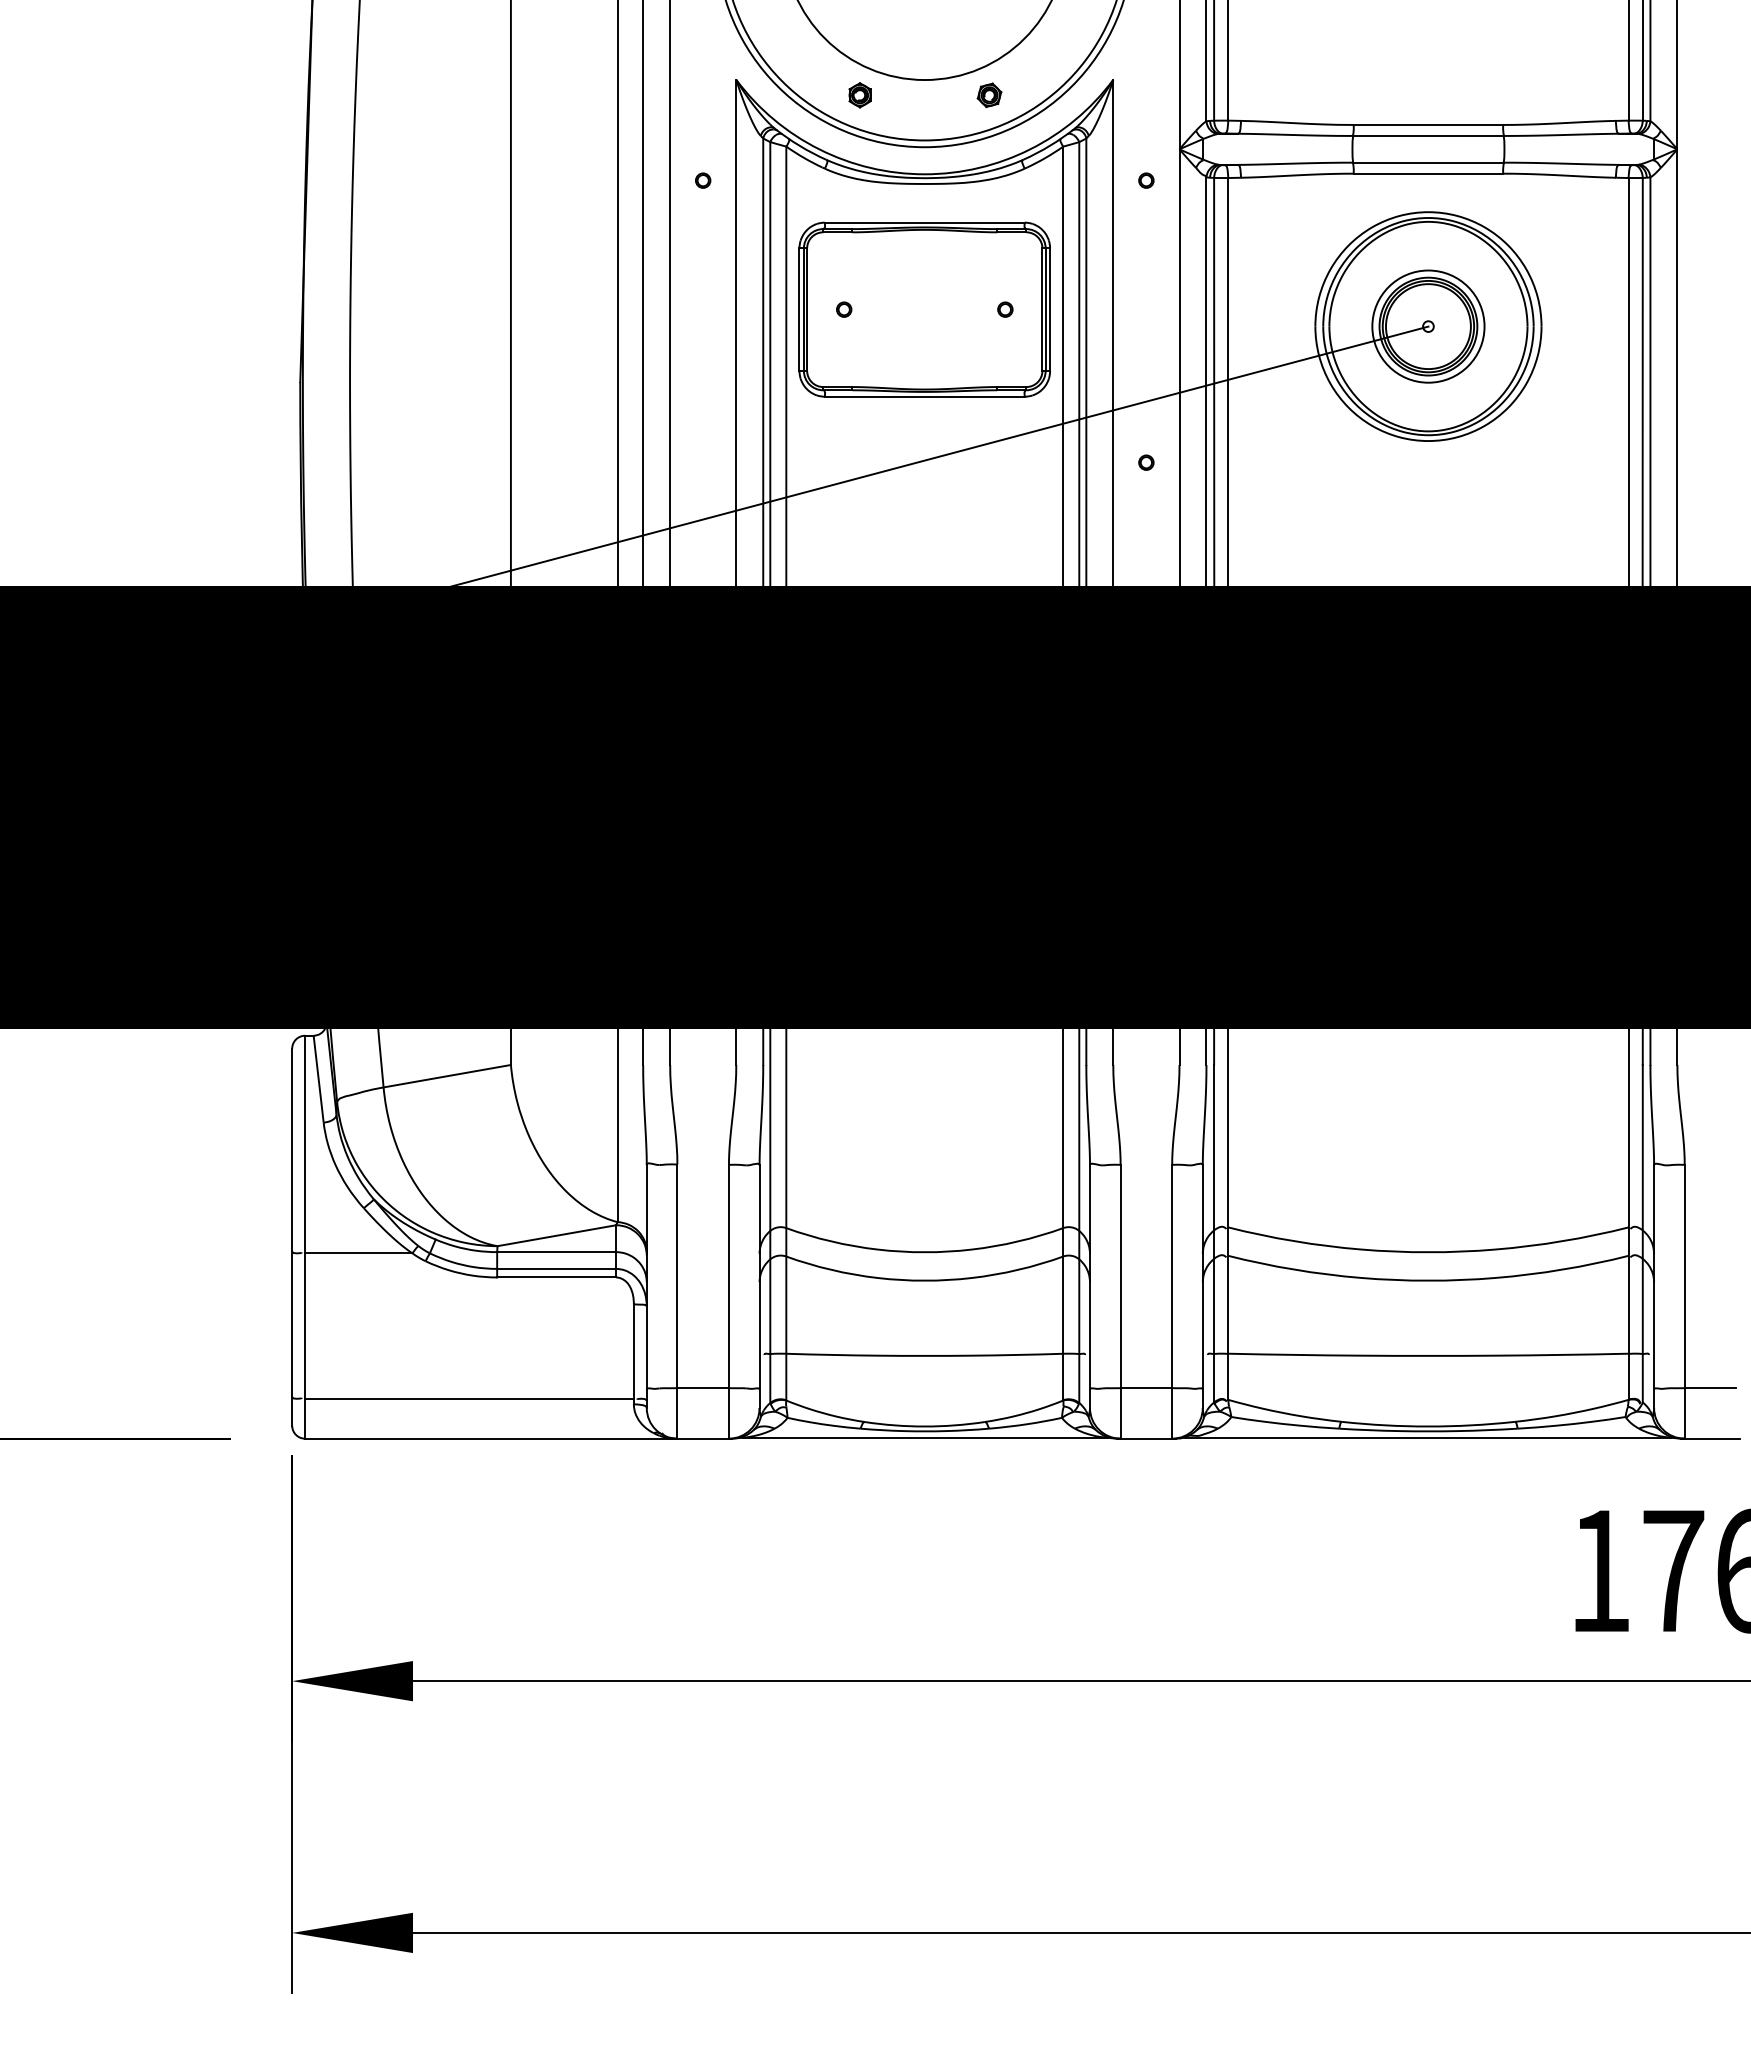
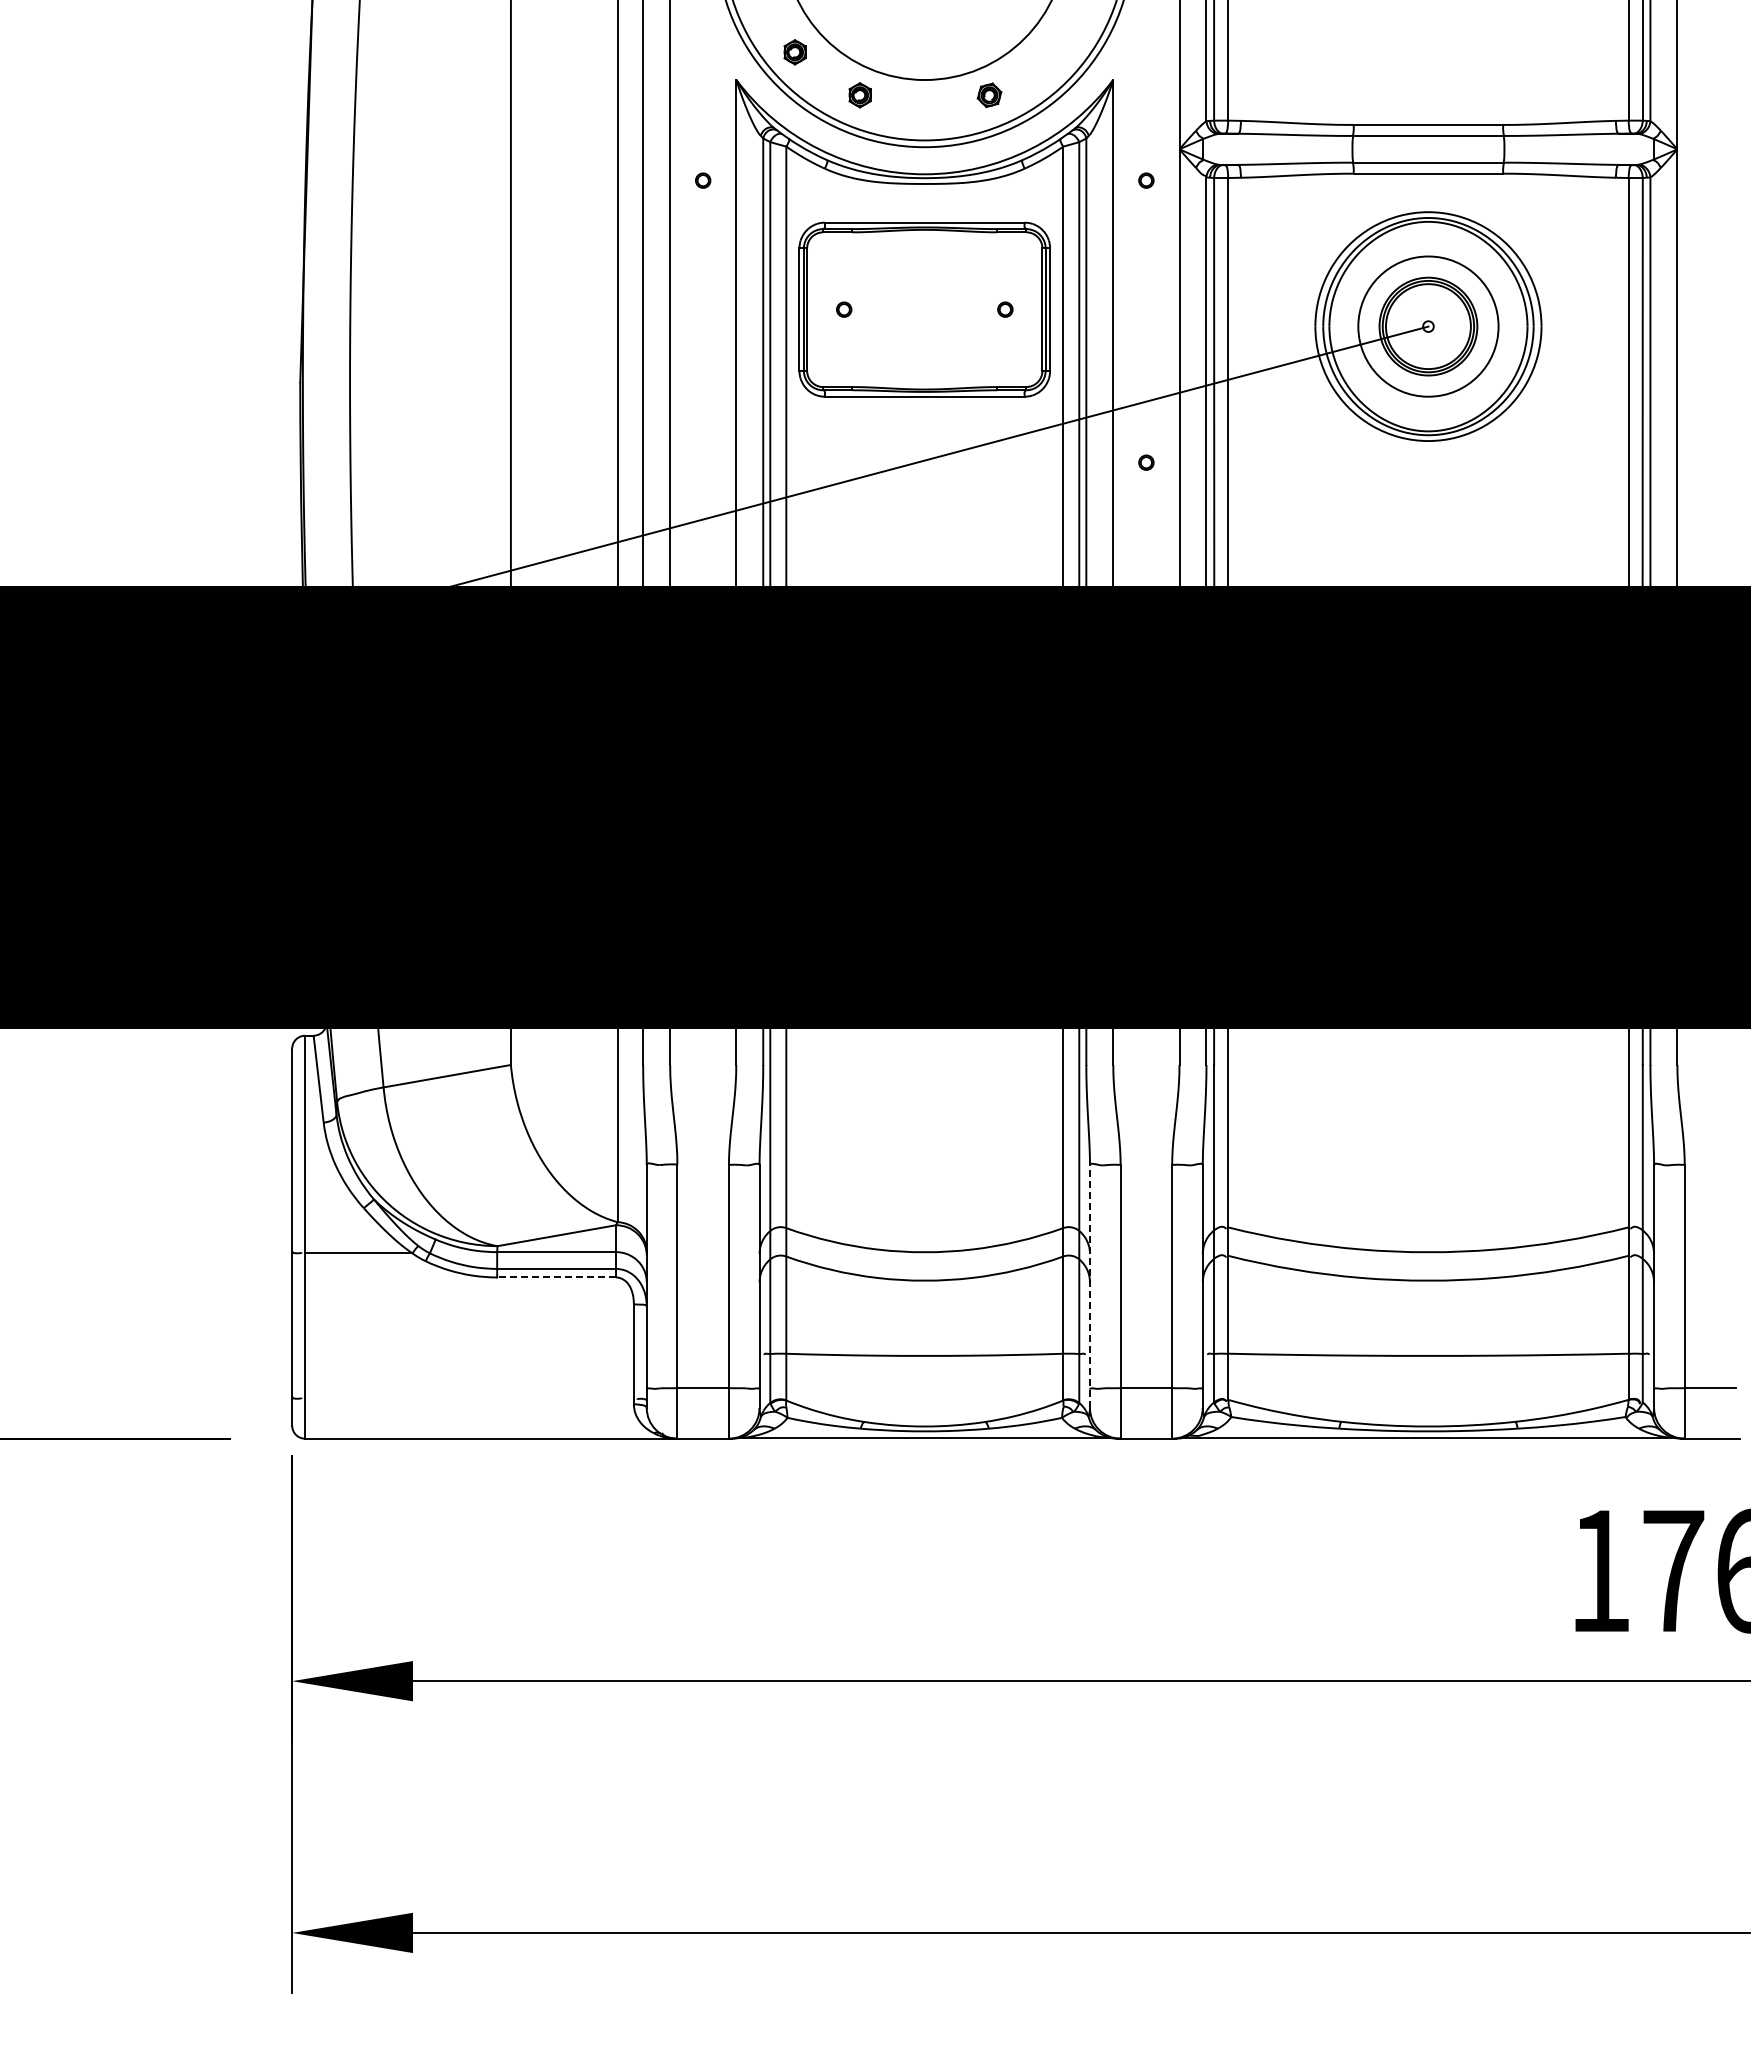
part: none -> present (794, 52)
circle diameter: 112 px -> 140 px (1428, 326)
line: solid -> dashed (556, 1277)
line: solid -> dashed (1089, 1286)
line: present -> none (469, 1398)
